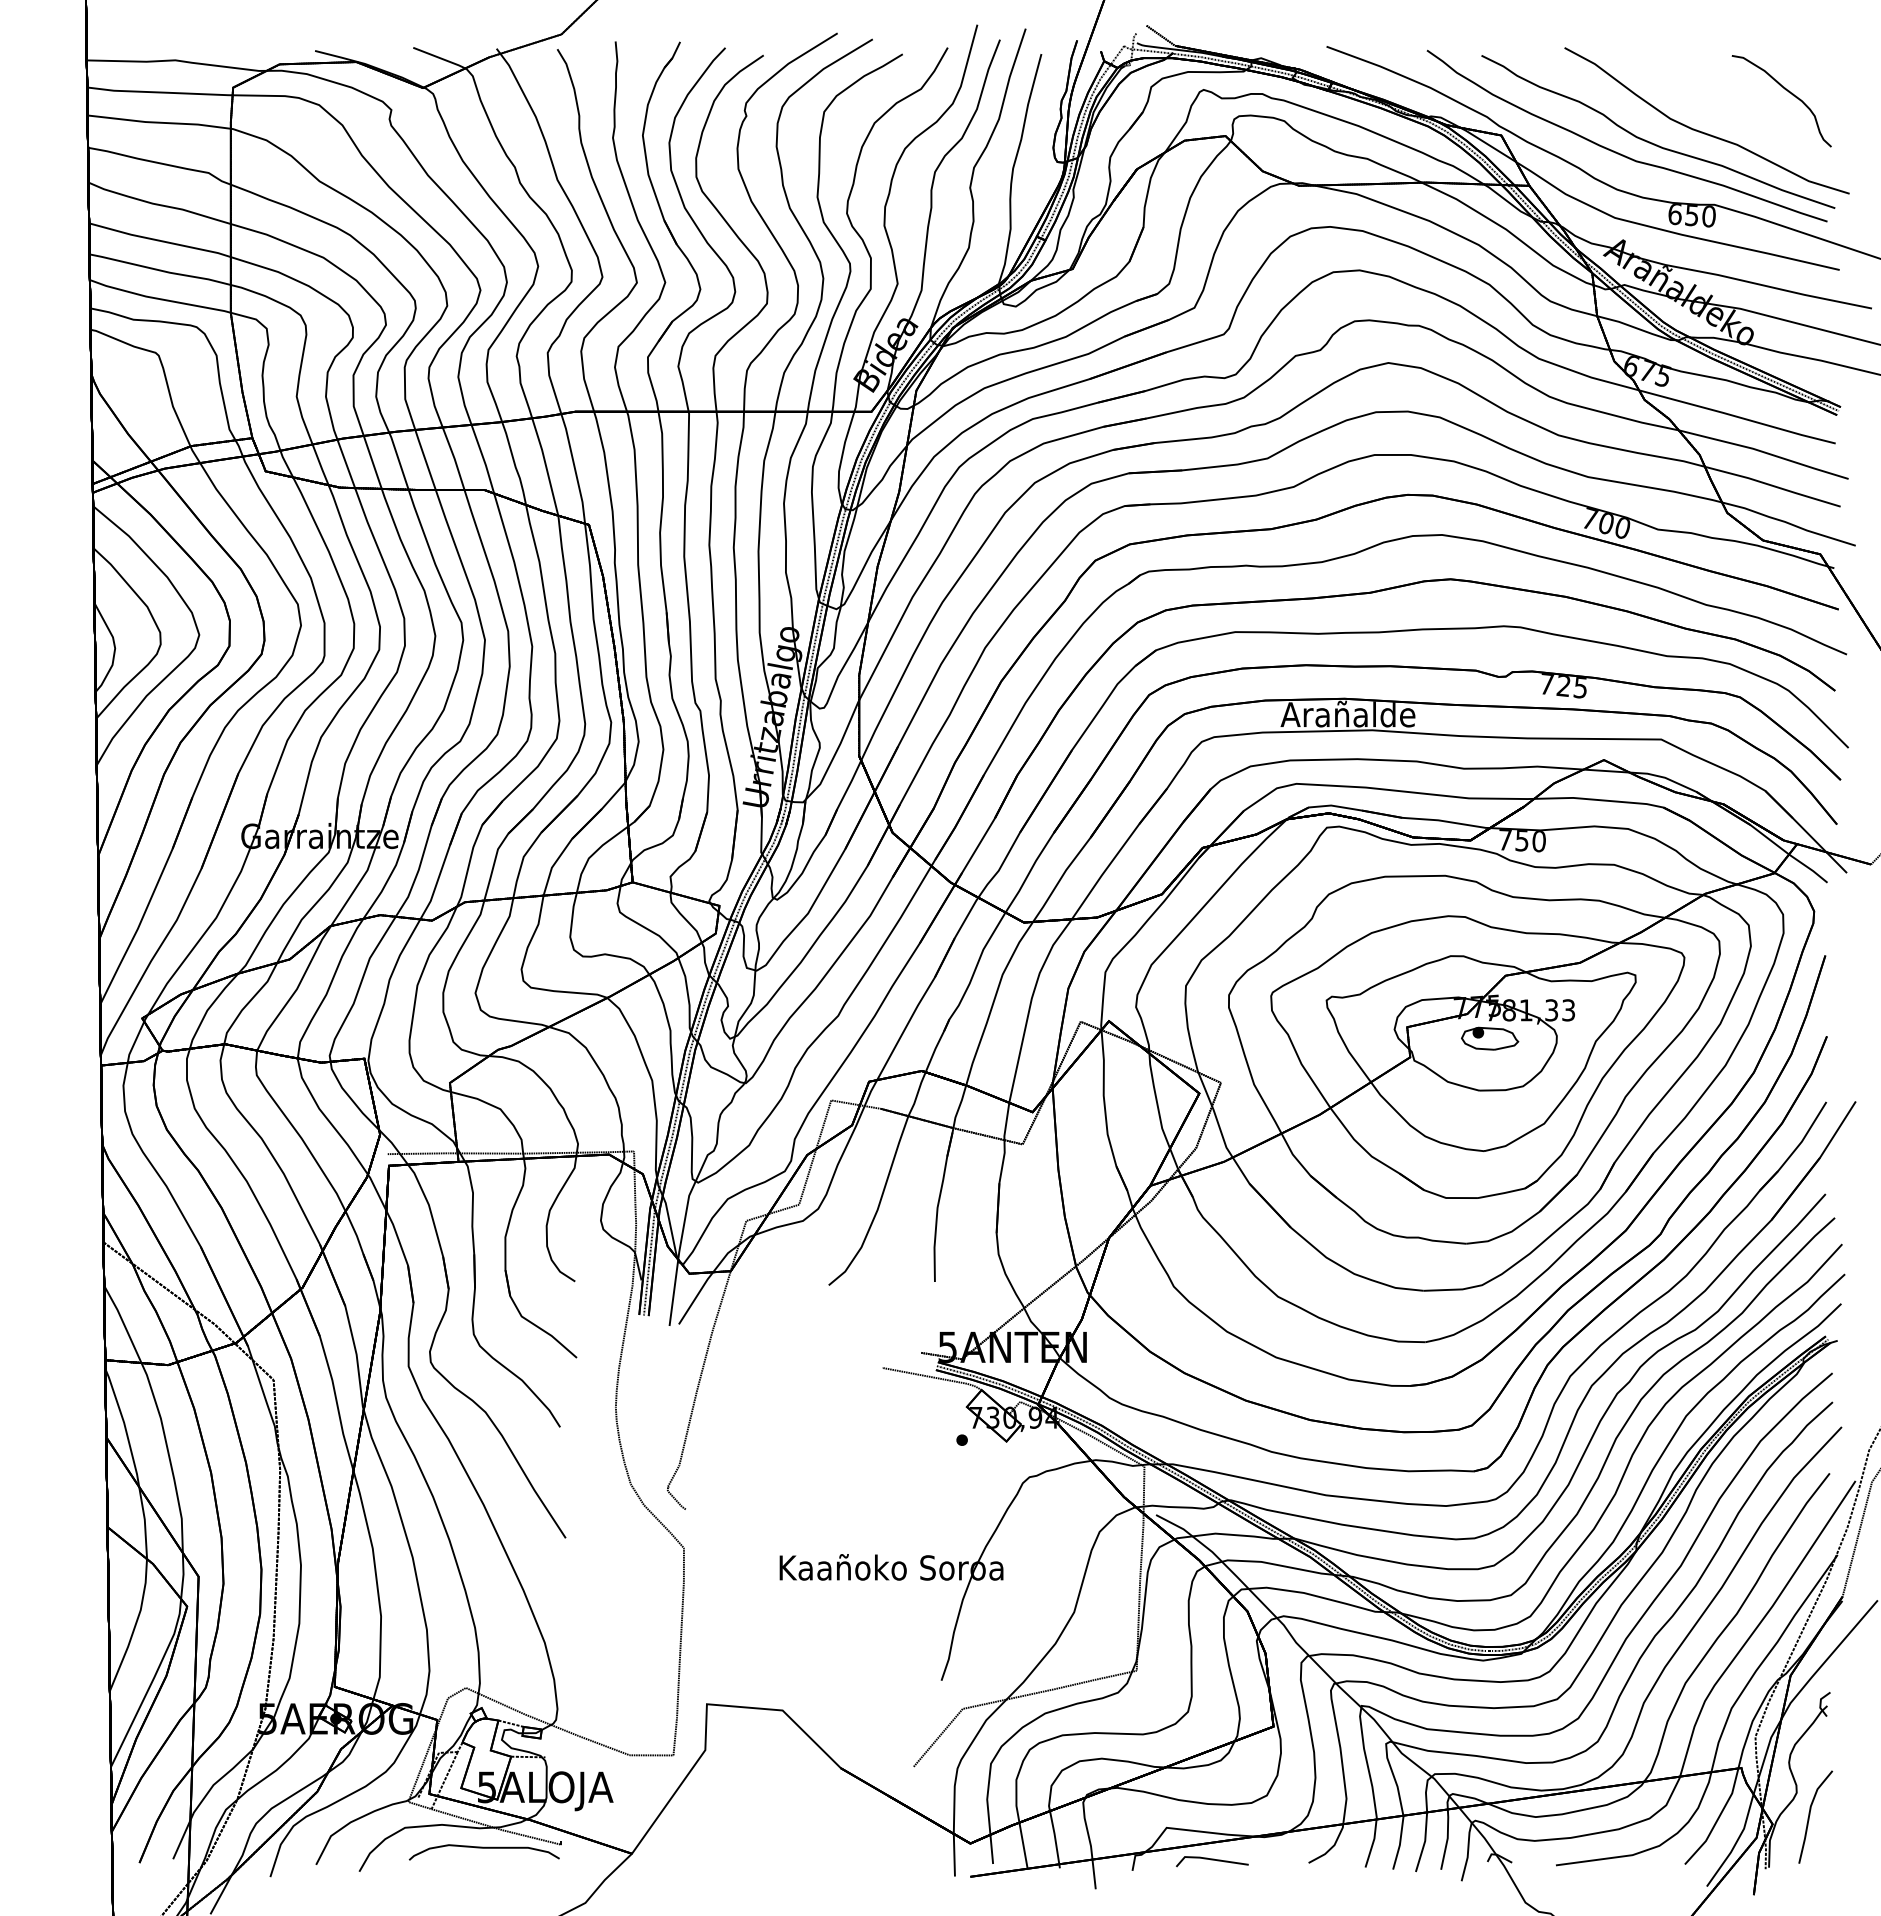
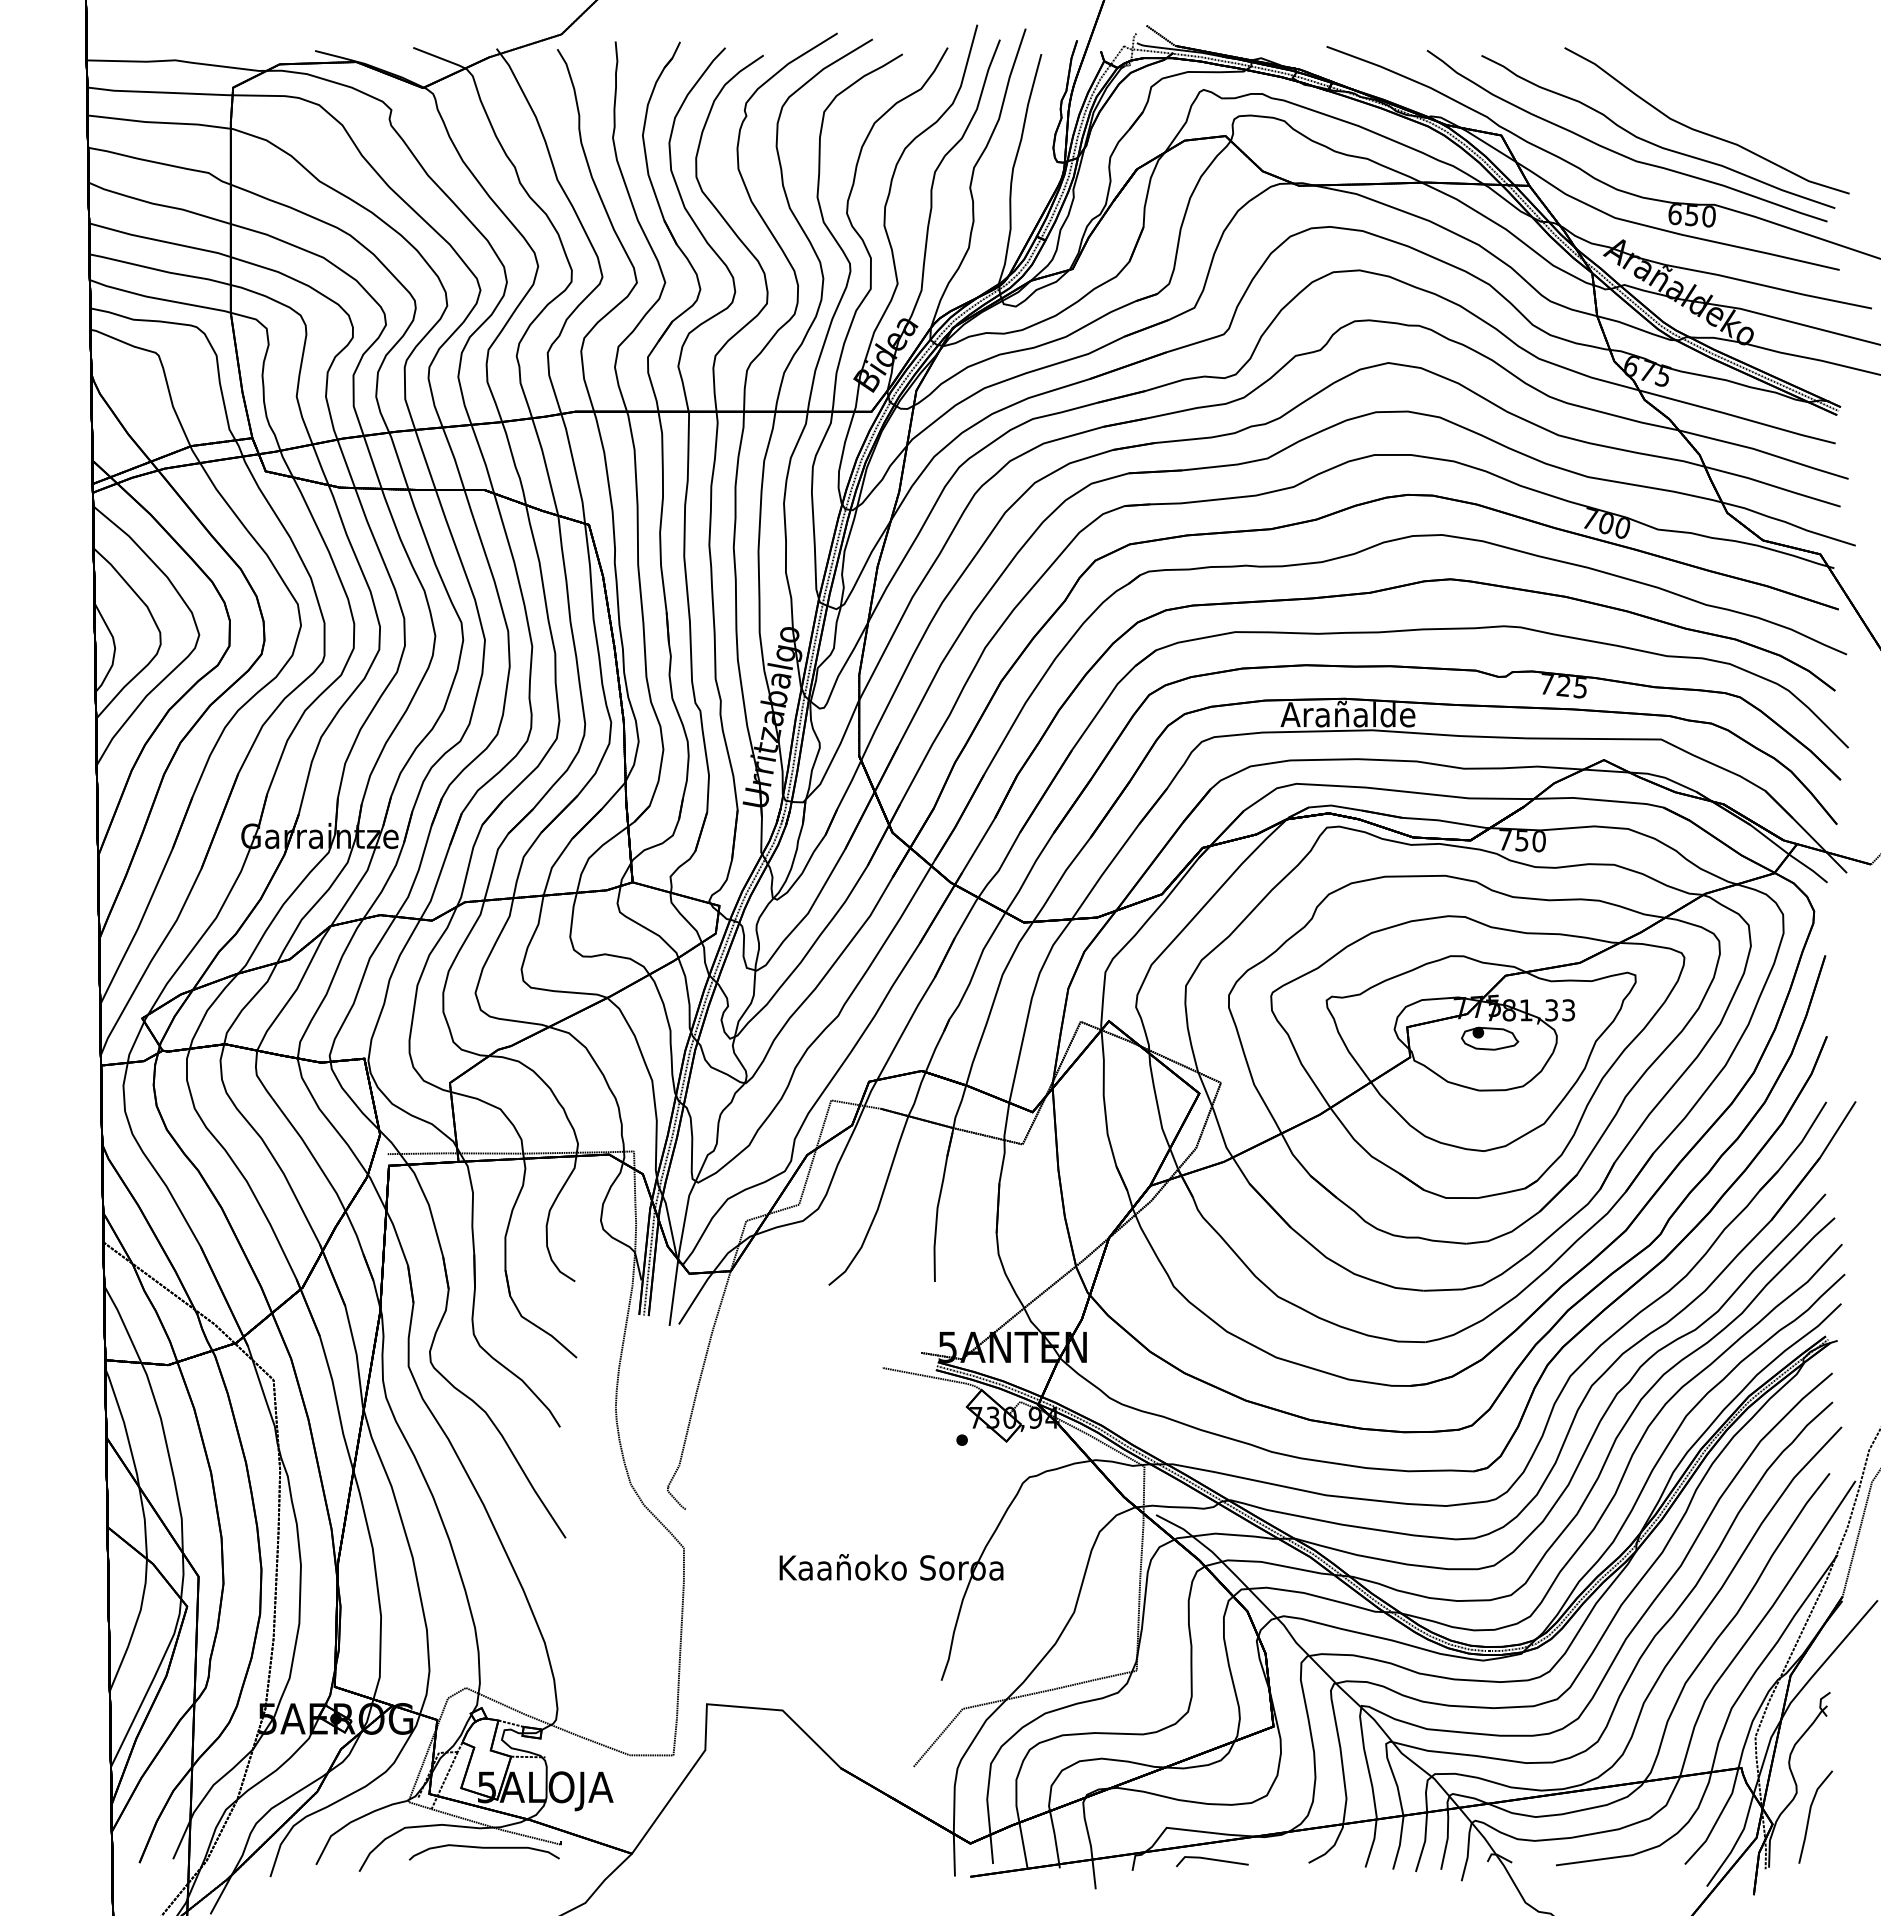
curve: present -> none (1789, 93)
